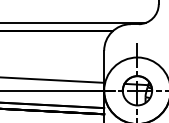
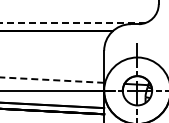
line: solid -> dashed (73, 22)
line: solid -> dashed (52, 80)
